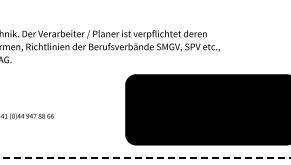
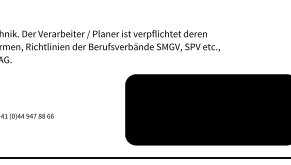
line: dashed -> solid (145, 157)
